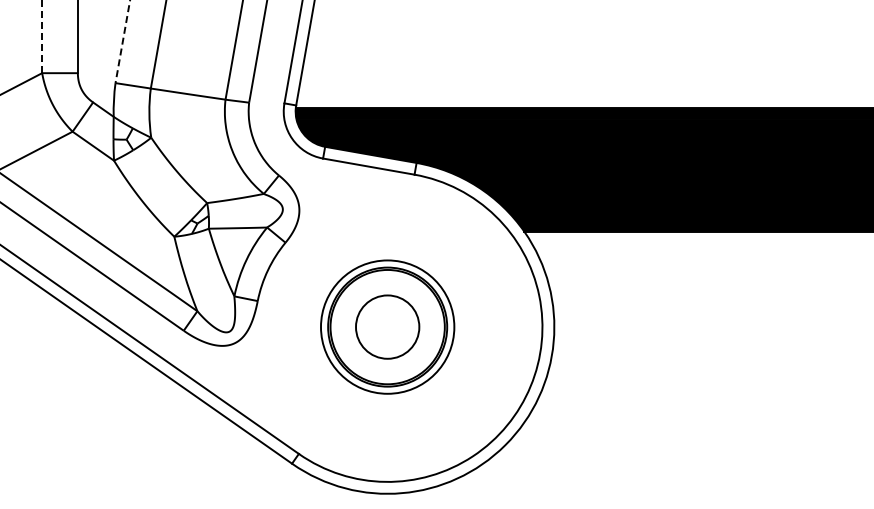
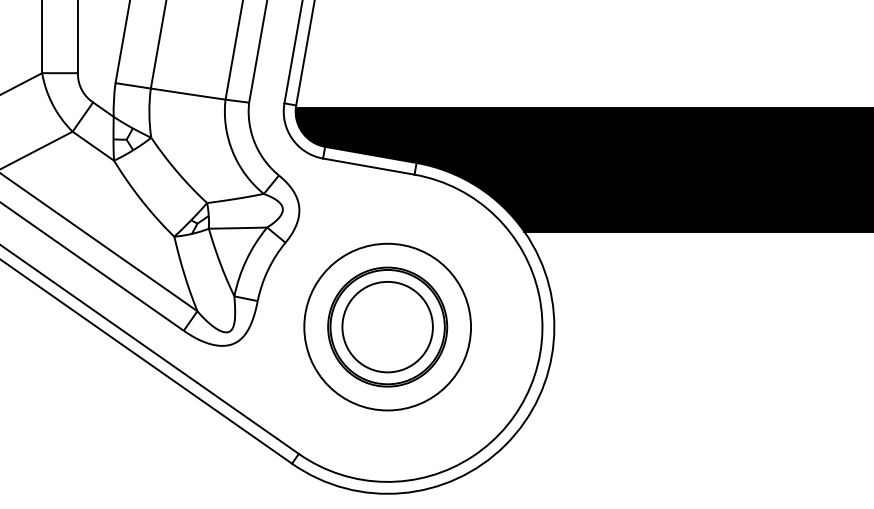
line: dashed -> solid (42, 36)
line: dashed -> solid (122, 41)
circle diameter: 133 px -> 167 px (387, 326)
circle diameter: 63 px -> 90 px (387, 326)
